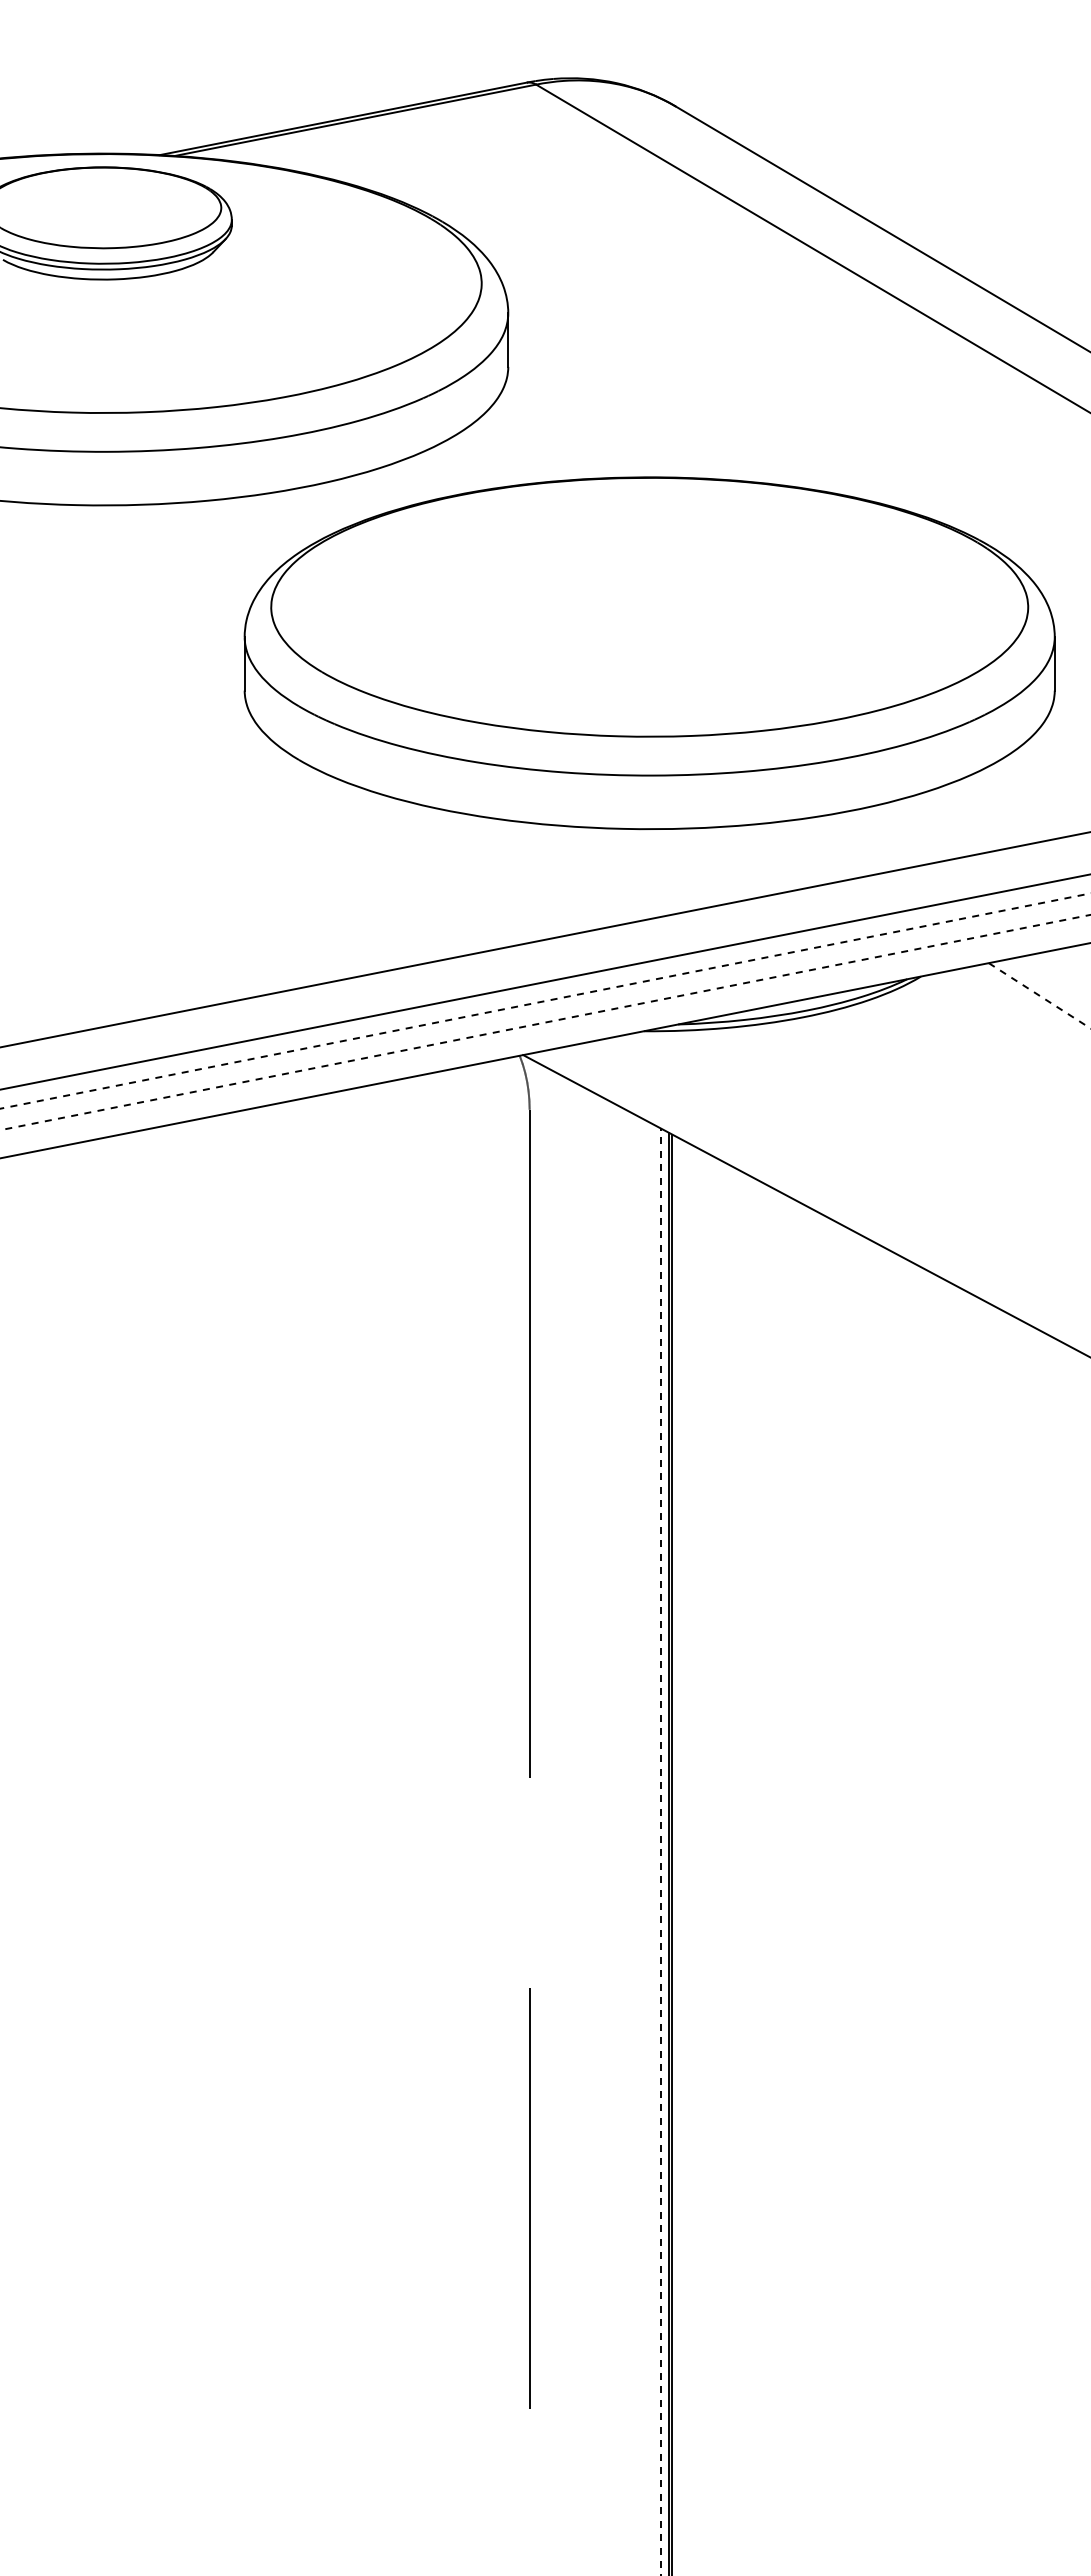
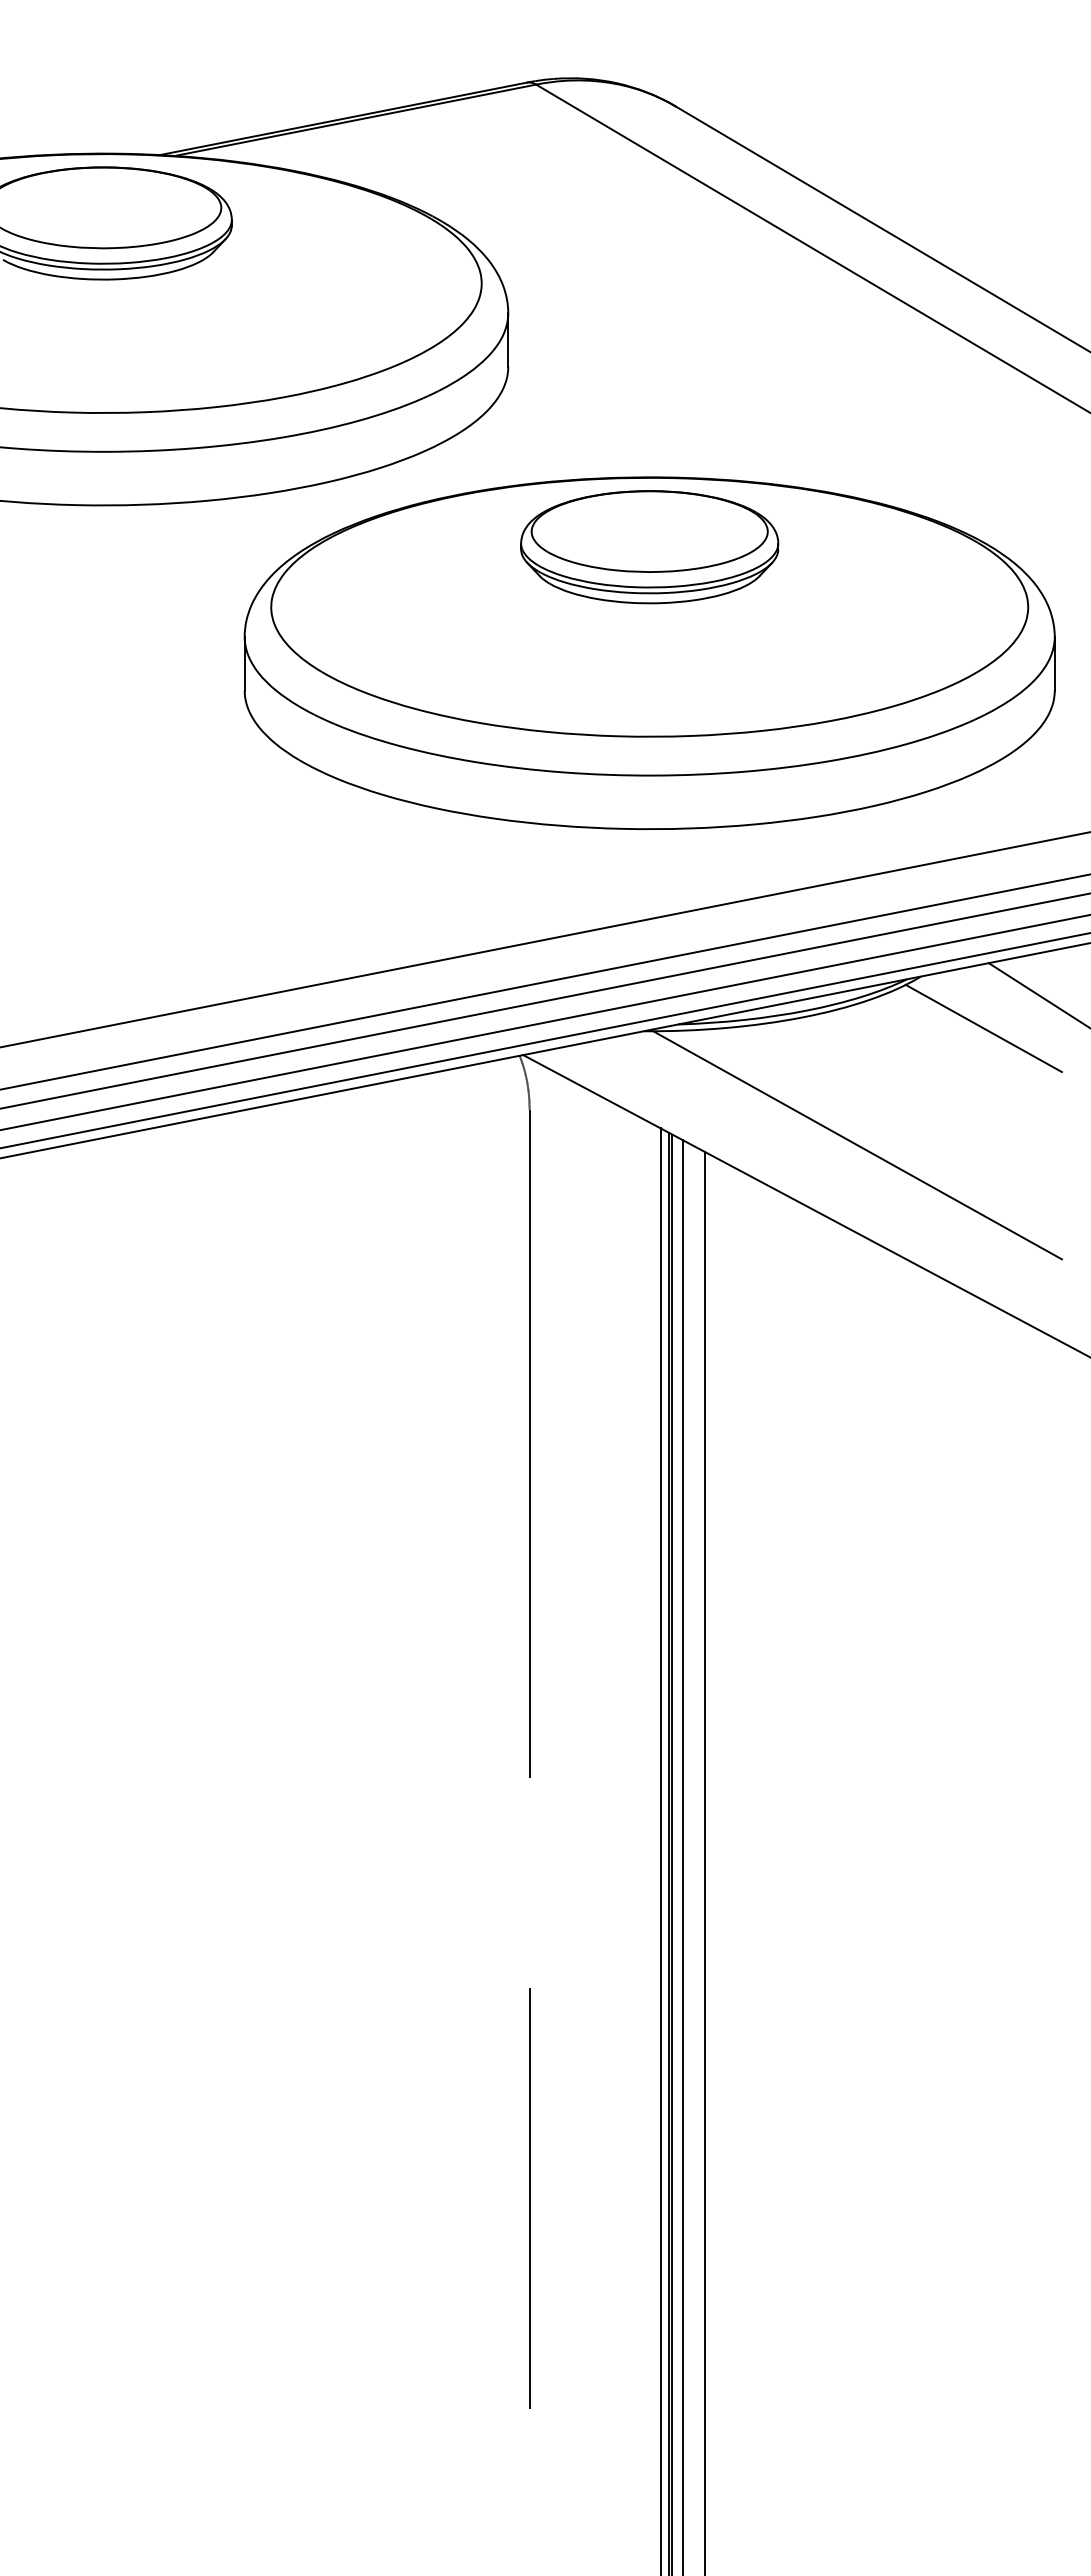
part: none -> present (649, 547)
line: dashed -> solid (1040, 996)
line: dashed -> solid (545, 1000)
line: dashed -> solid (546, 1022)
line: none -> present (983, 1028)
line: none -> present (544, 1040)
line: none -> present (857, 1145)
line: dashed -> solid (660, 1851)
line: none -> present (683, 1856)
line: none -> present (705, 1862)
